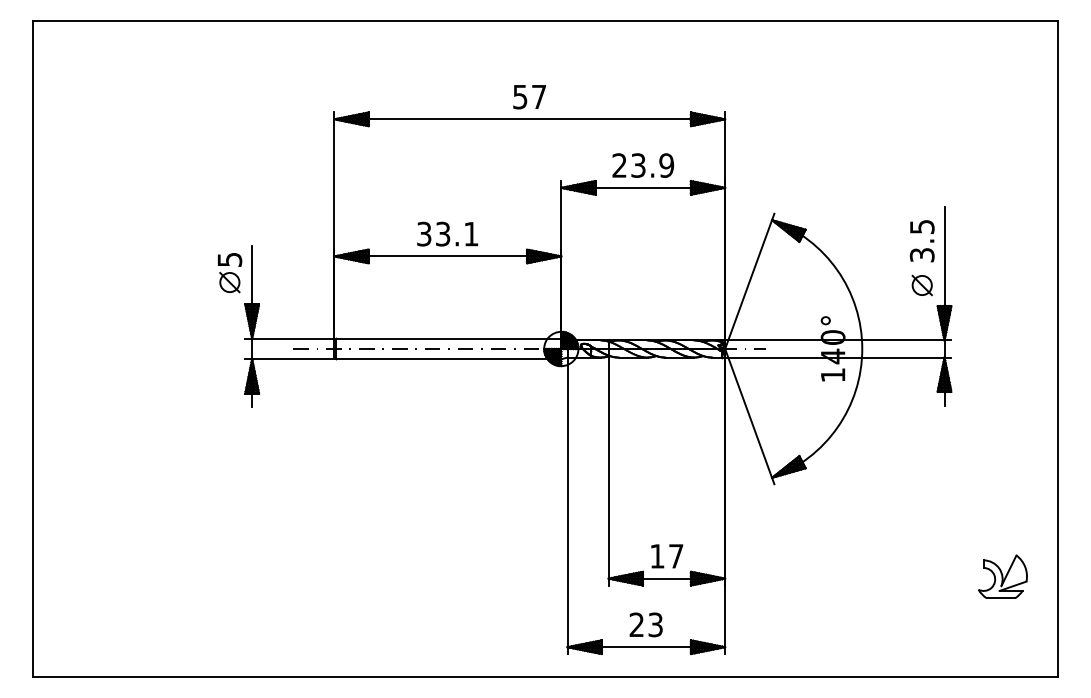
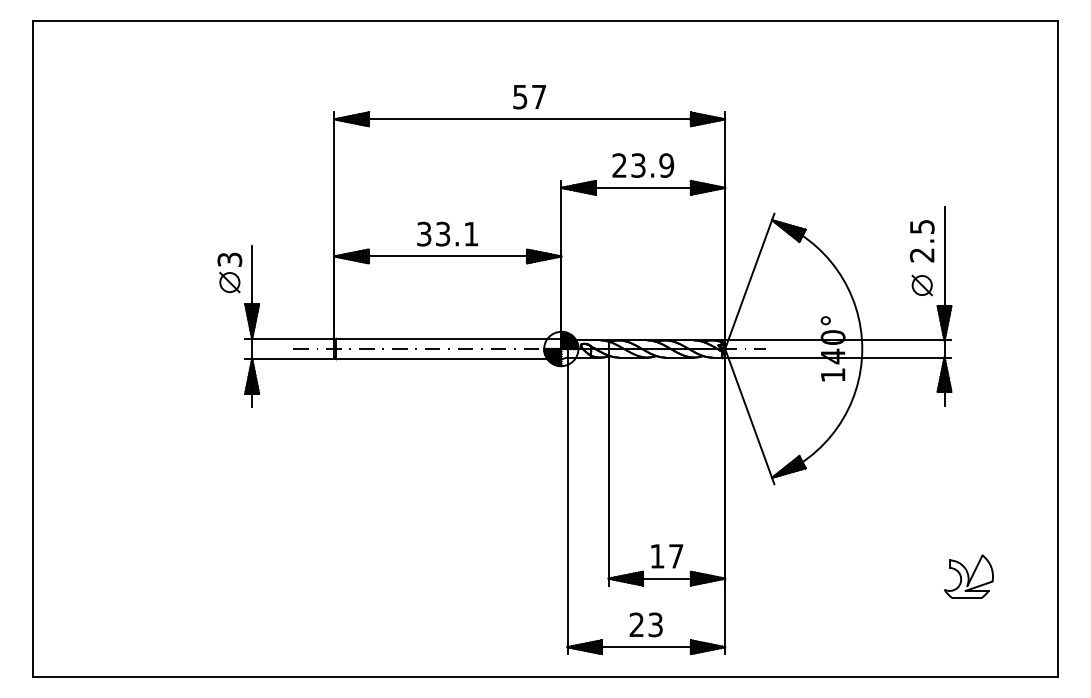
text: 3.5 -> 2.5 (922, 255)
text: 5 -> 3 (229, 259)
part position: (1002, 576) -> (968, 576) (968, 576)
